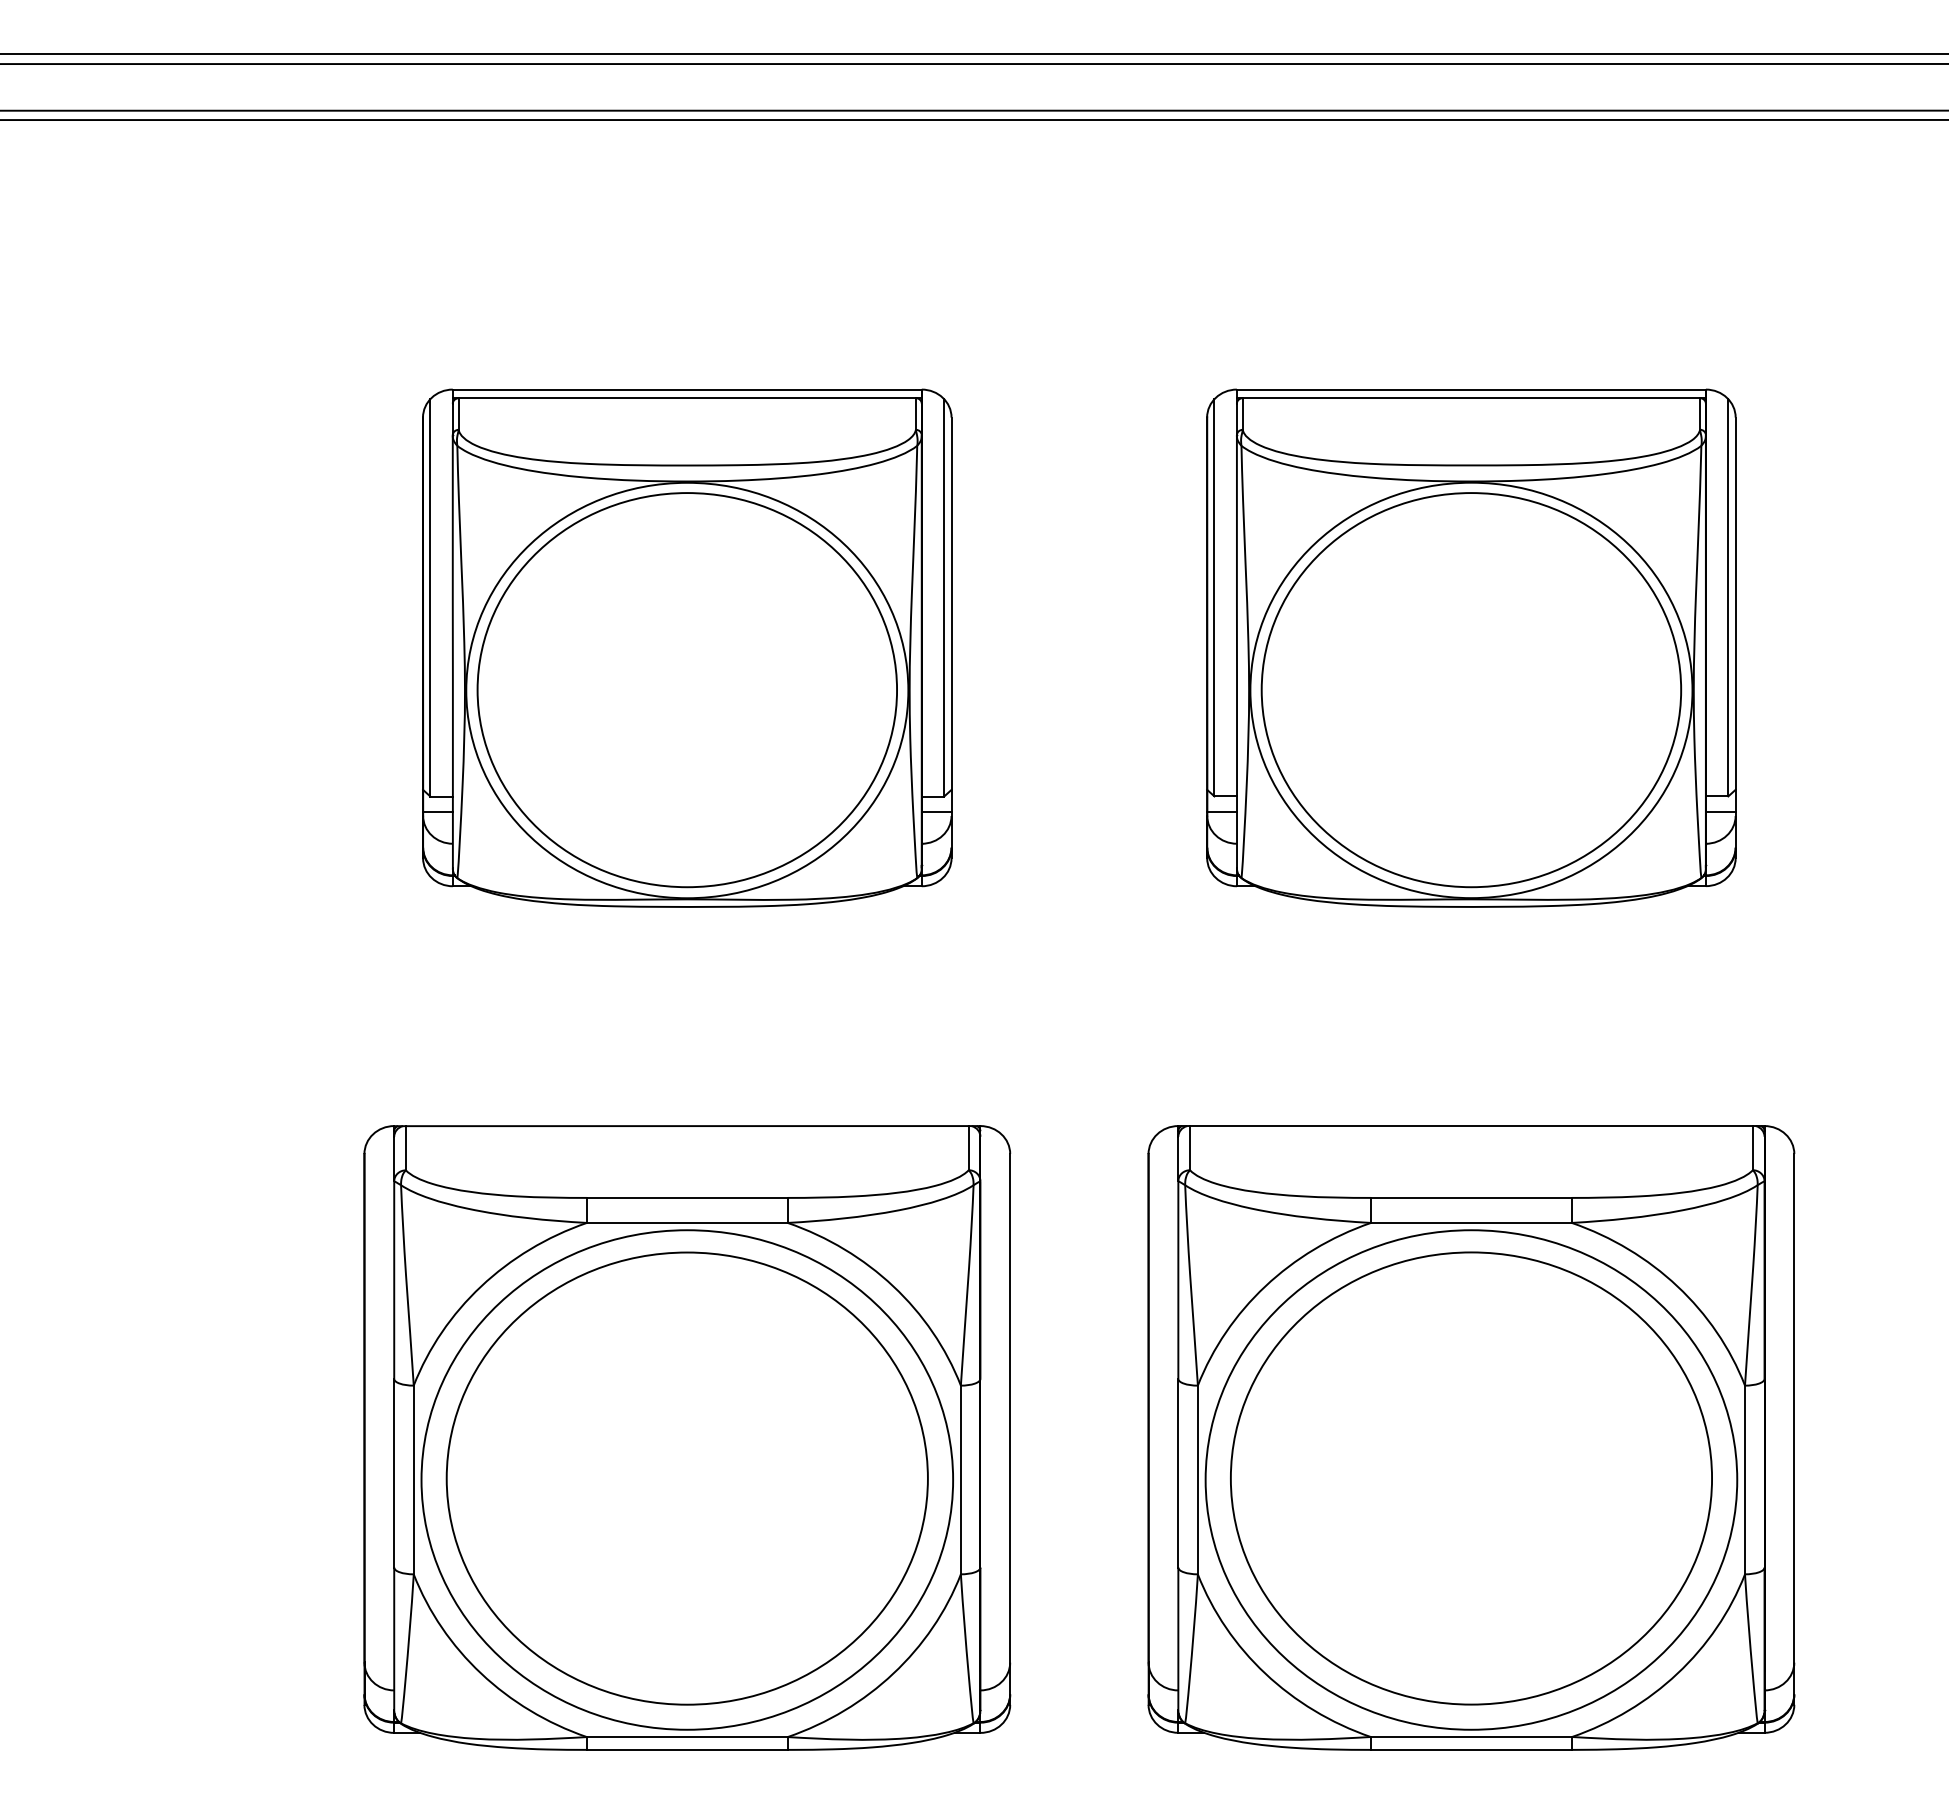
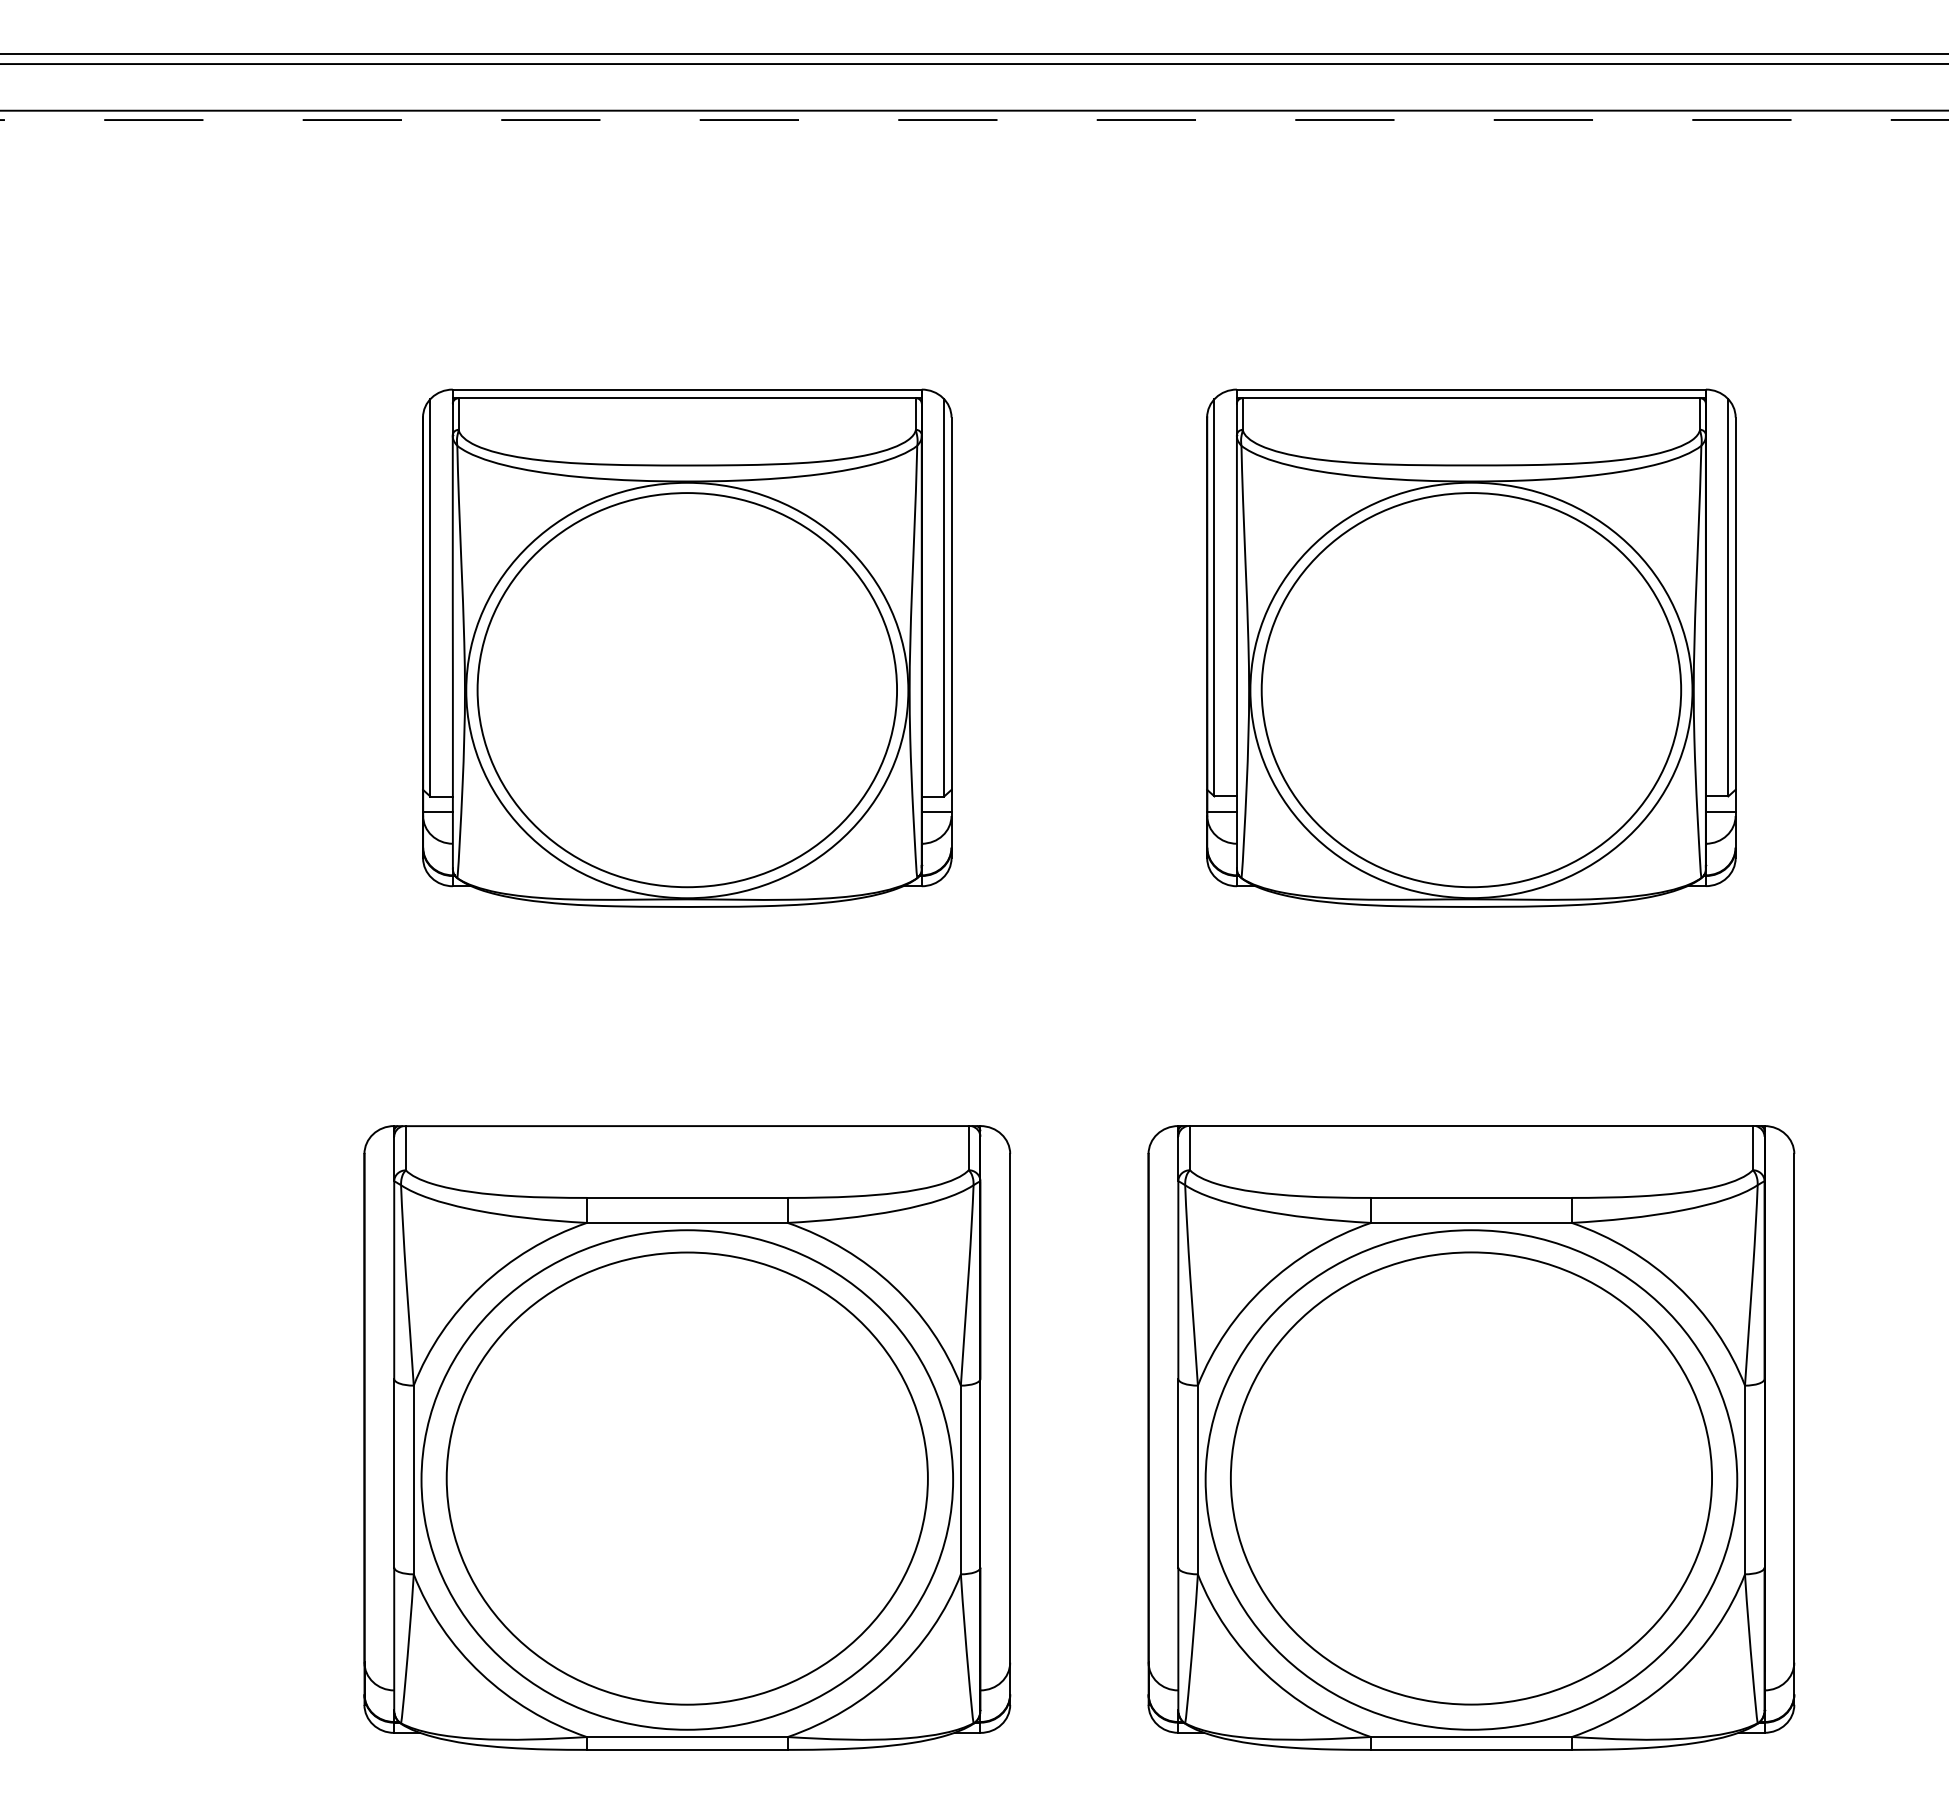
line: solid -> dashed (974, 120)
